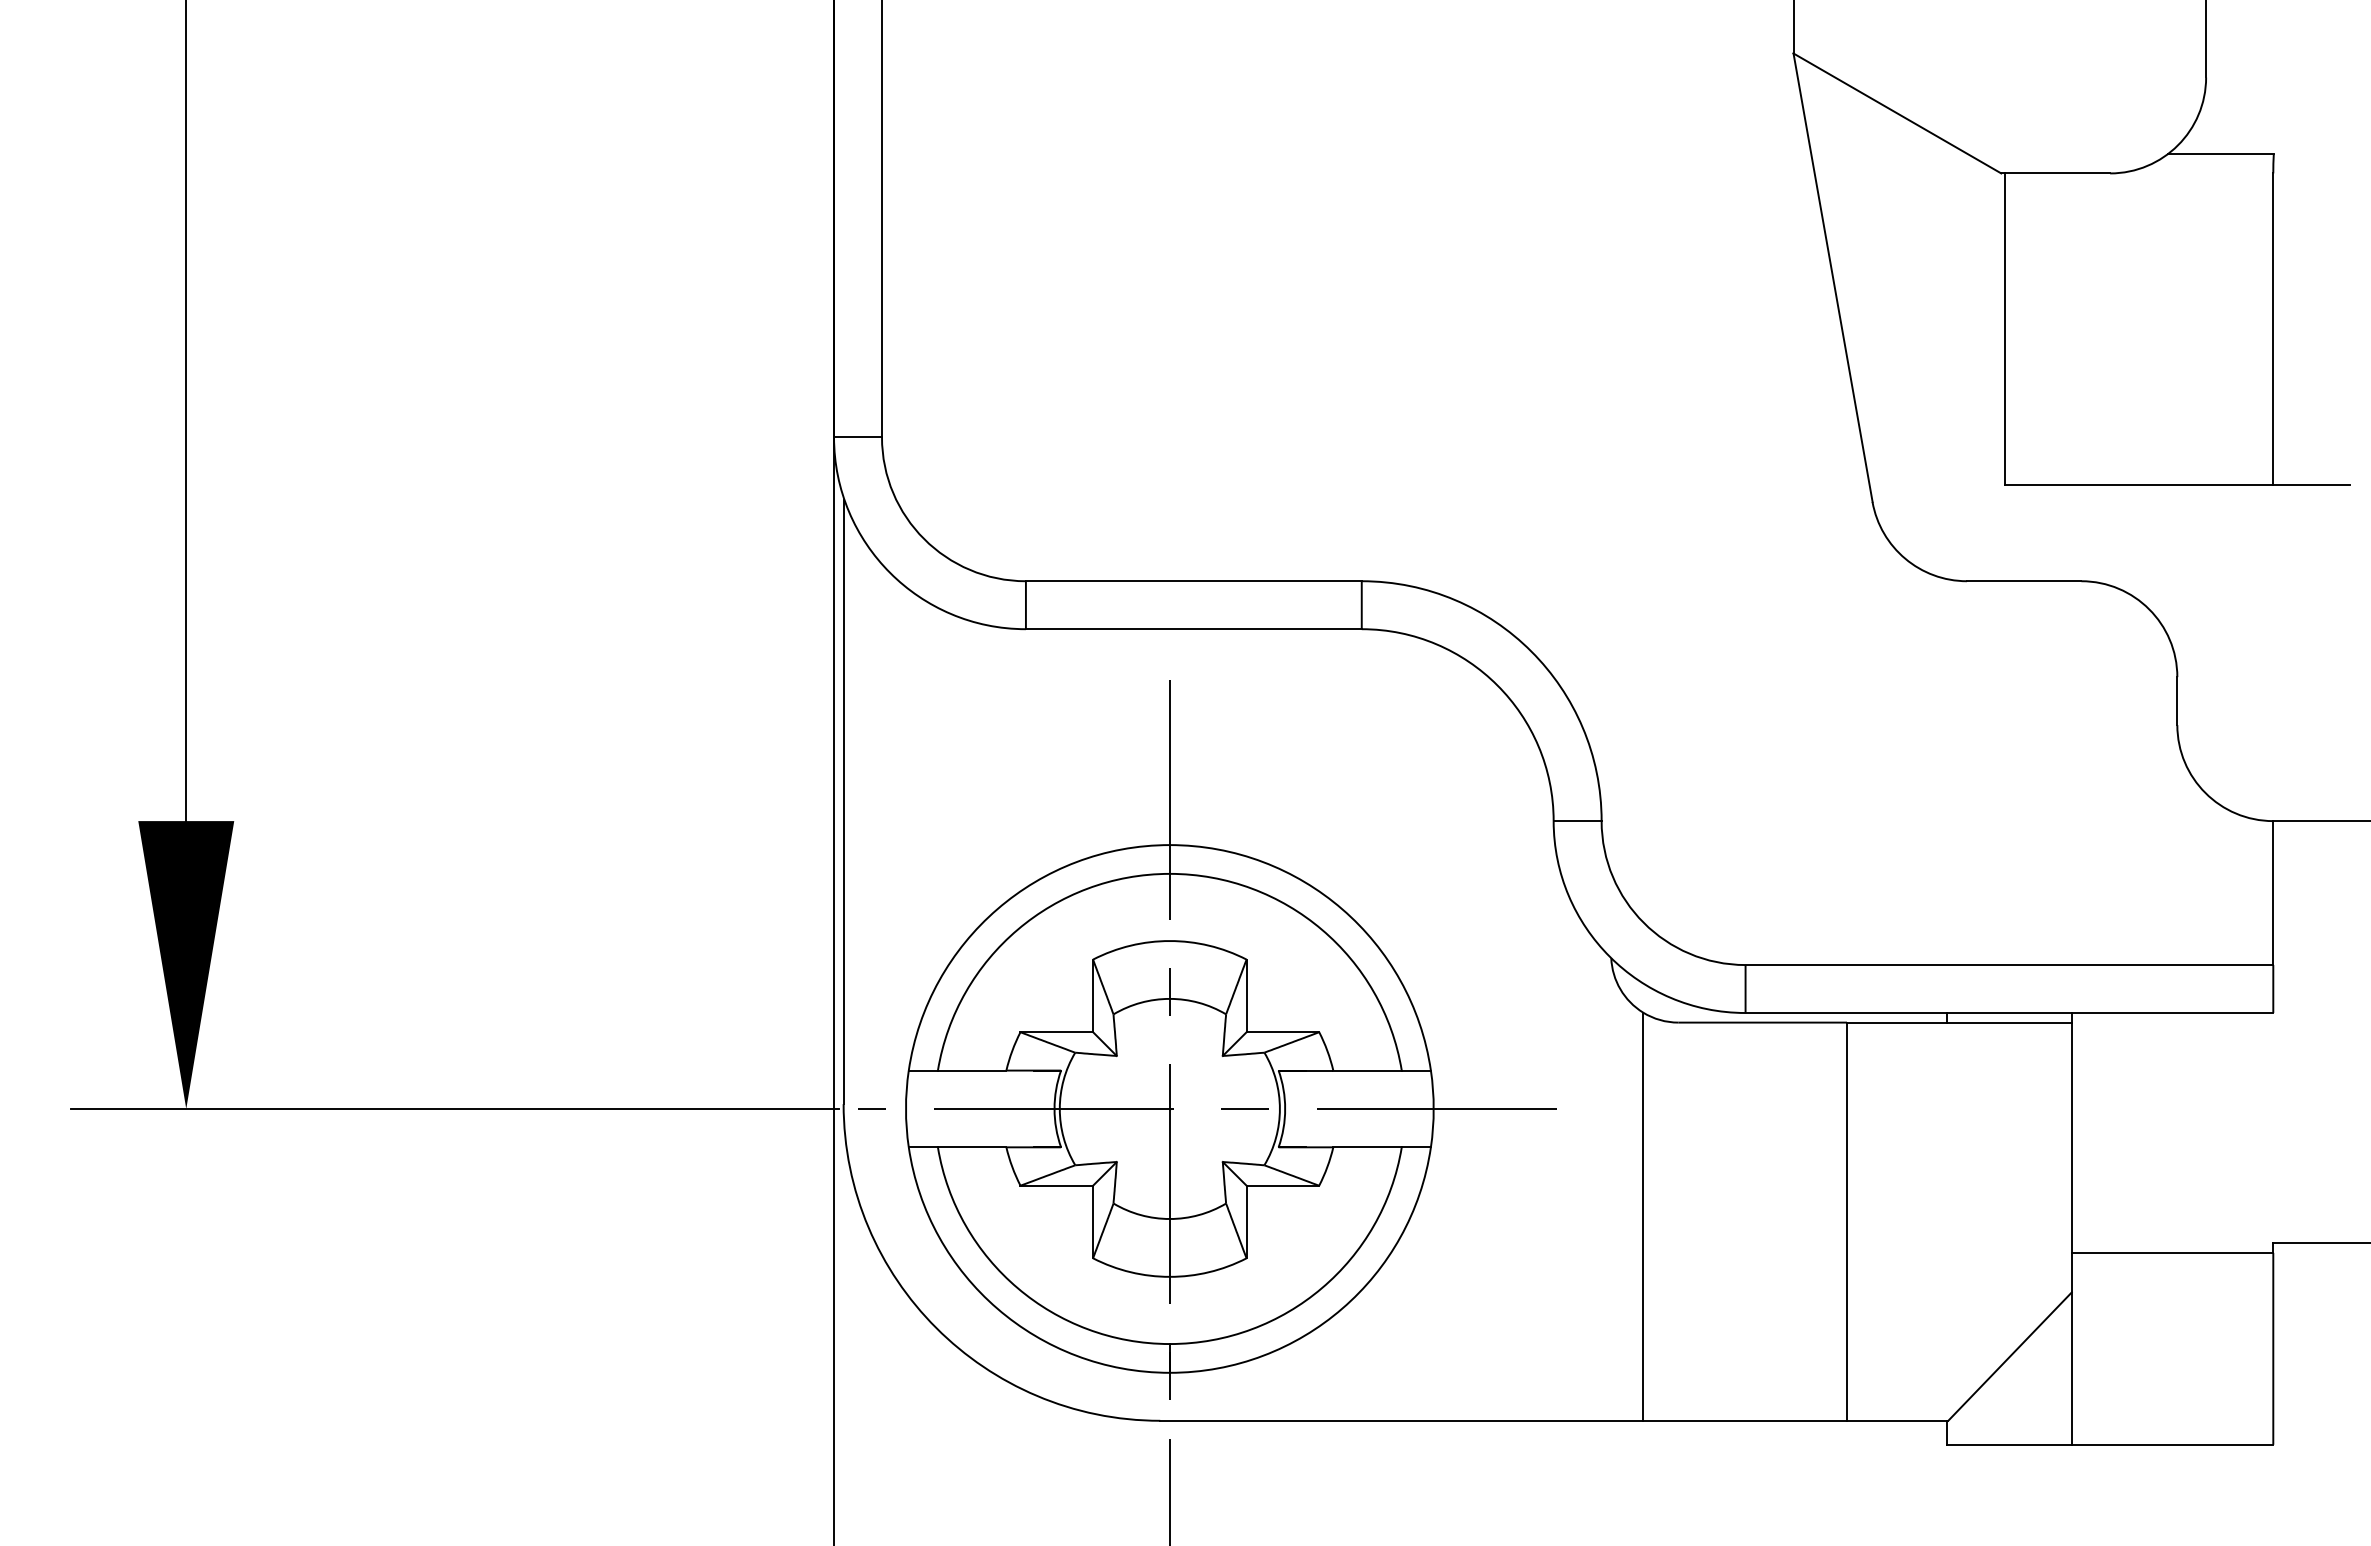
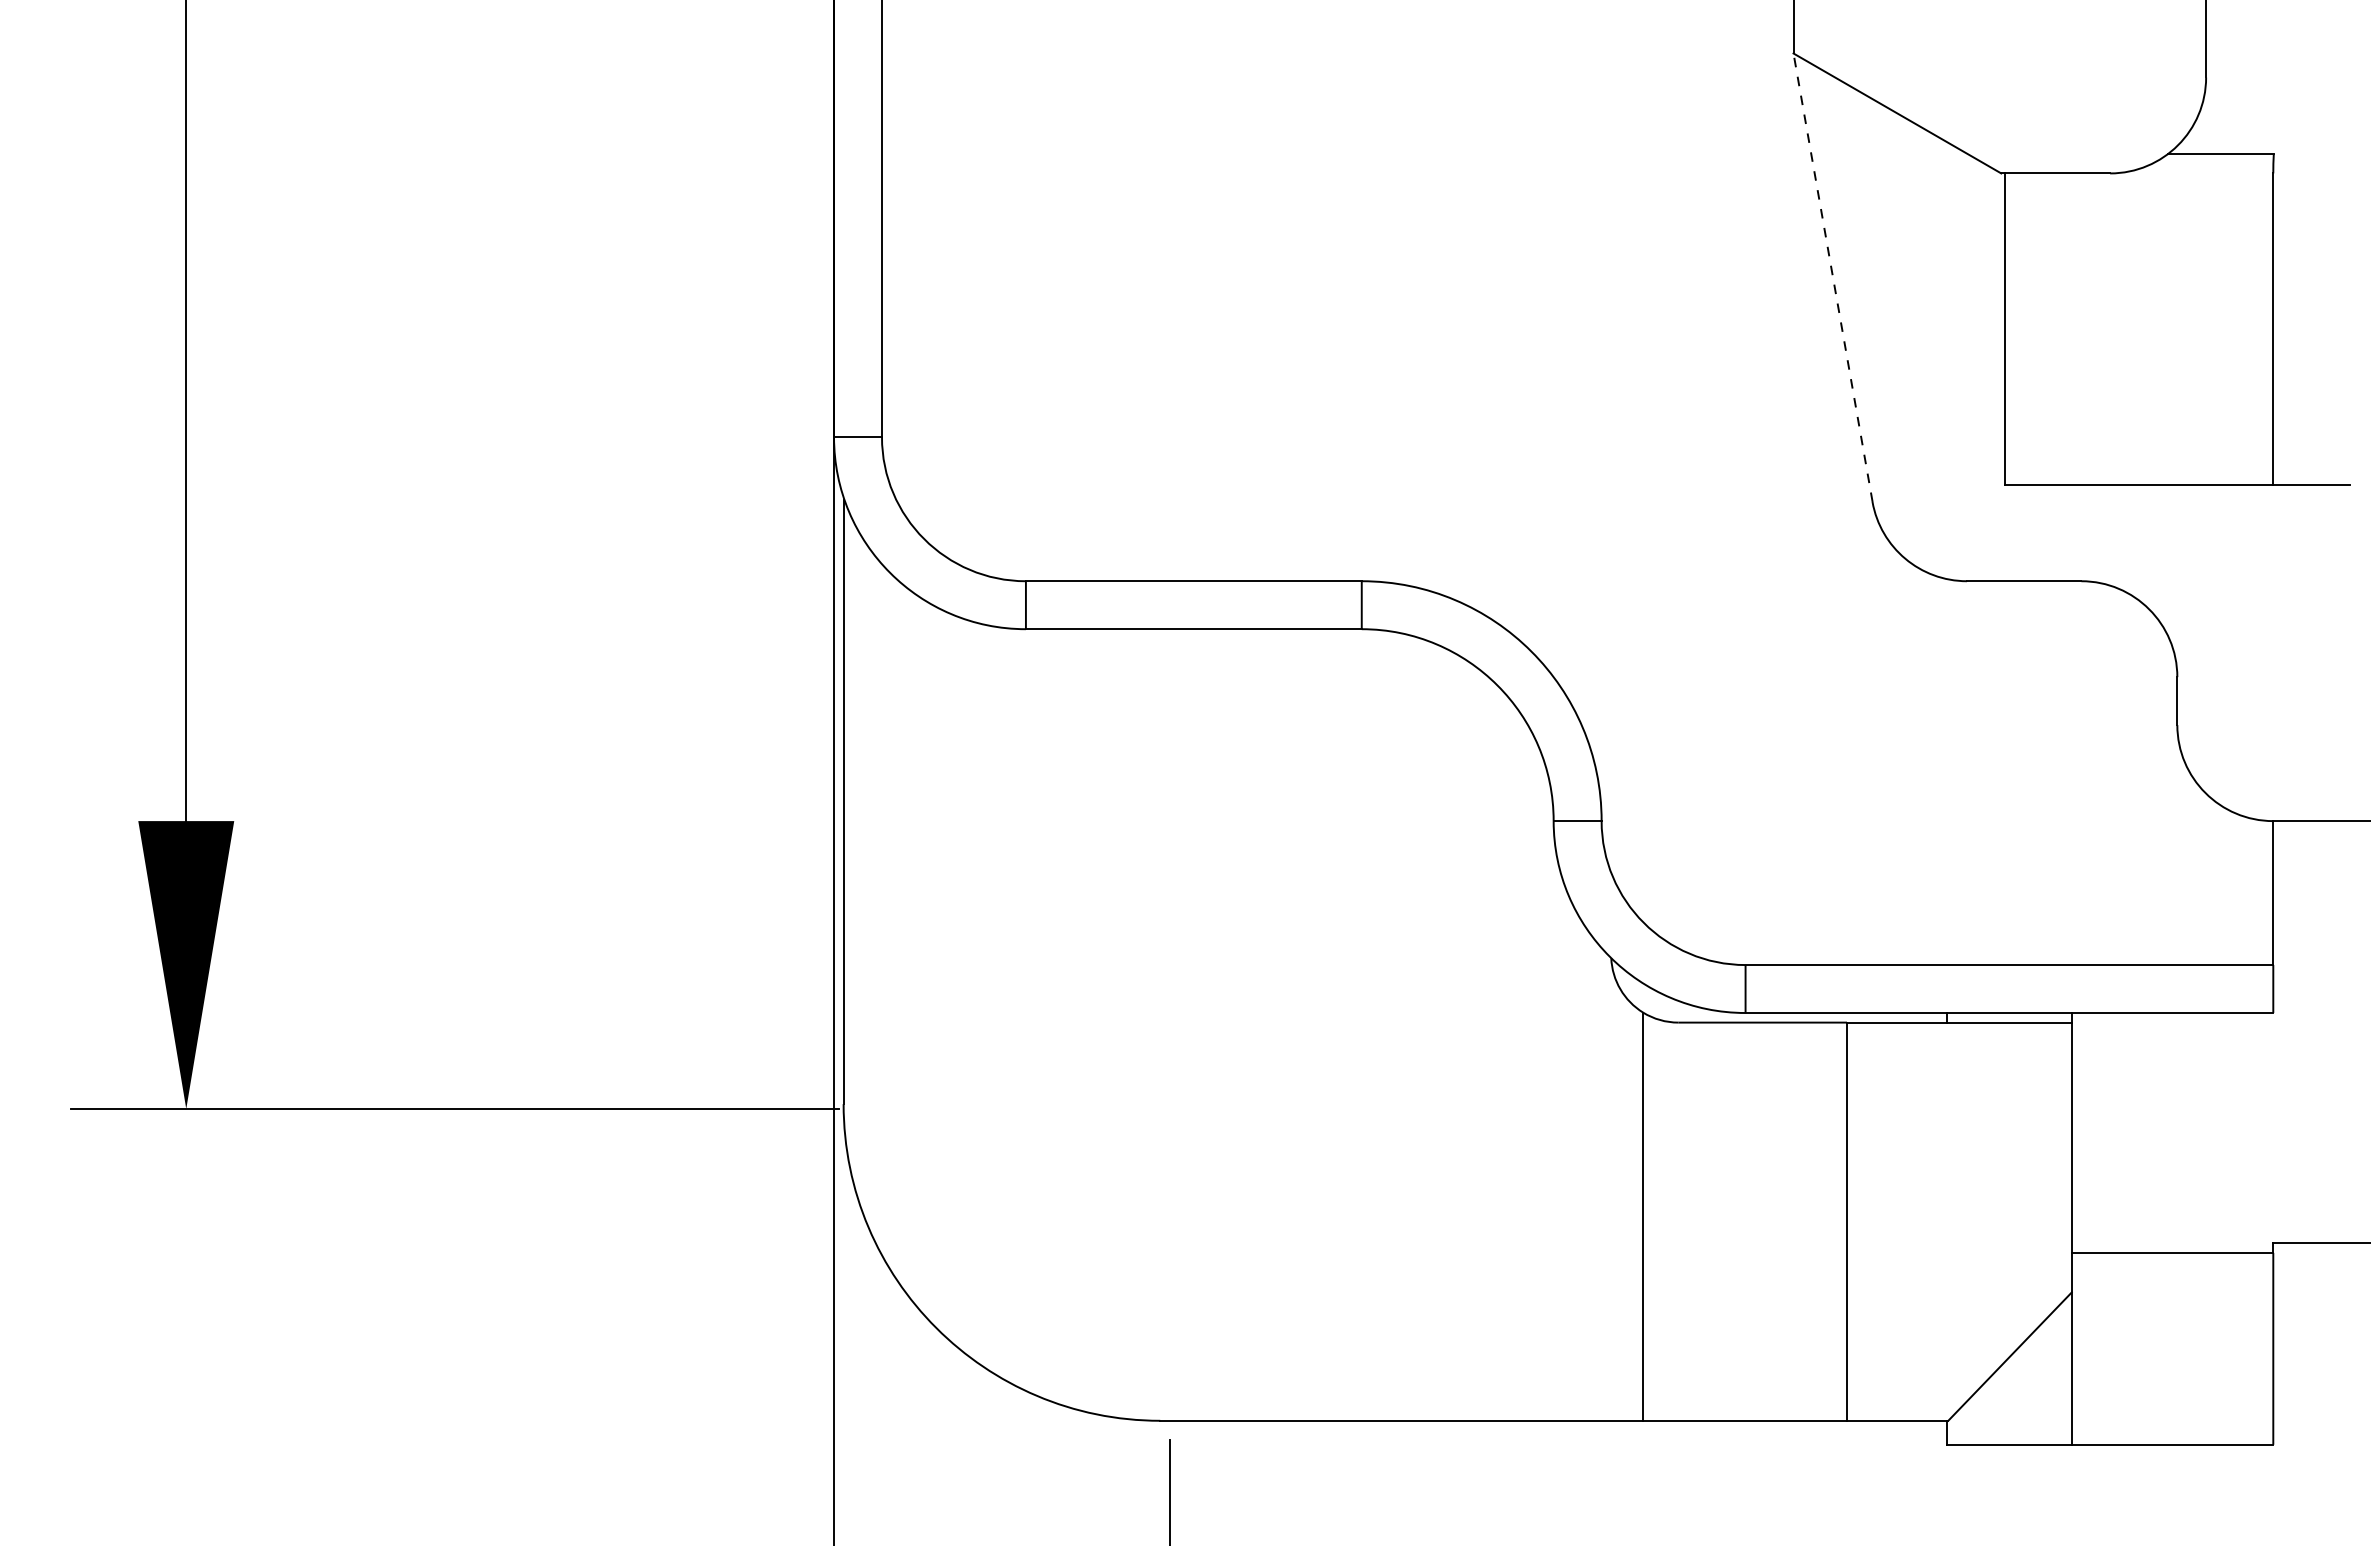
line: solid -> dashed (1833, 277)
part: present -> none (1207, 1039)
